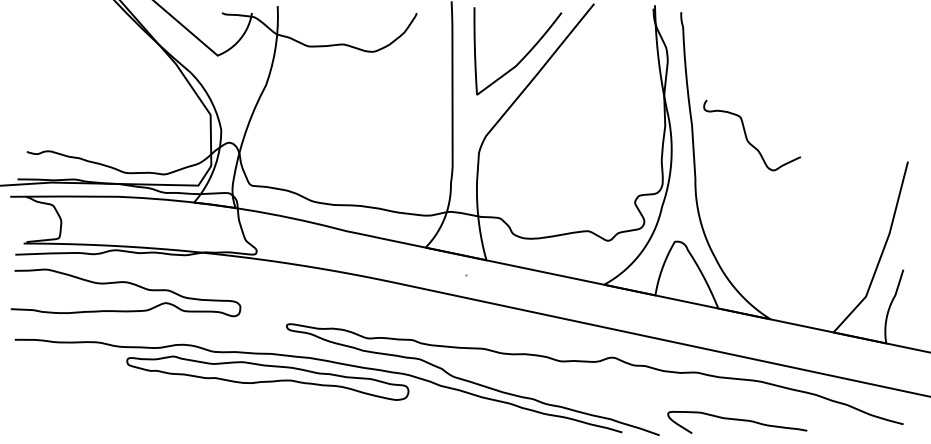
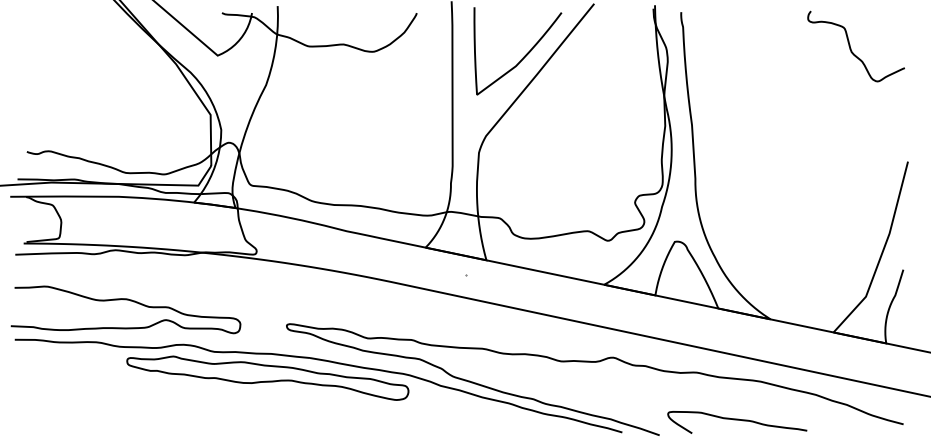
curve position: (747, 137) -> (851, 48) (851, 48)
curve position: (125, 283) -> (125, 300) (125, 300)
